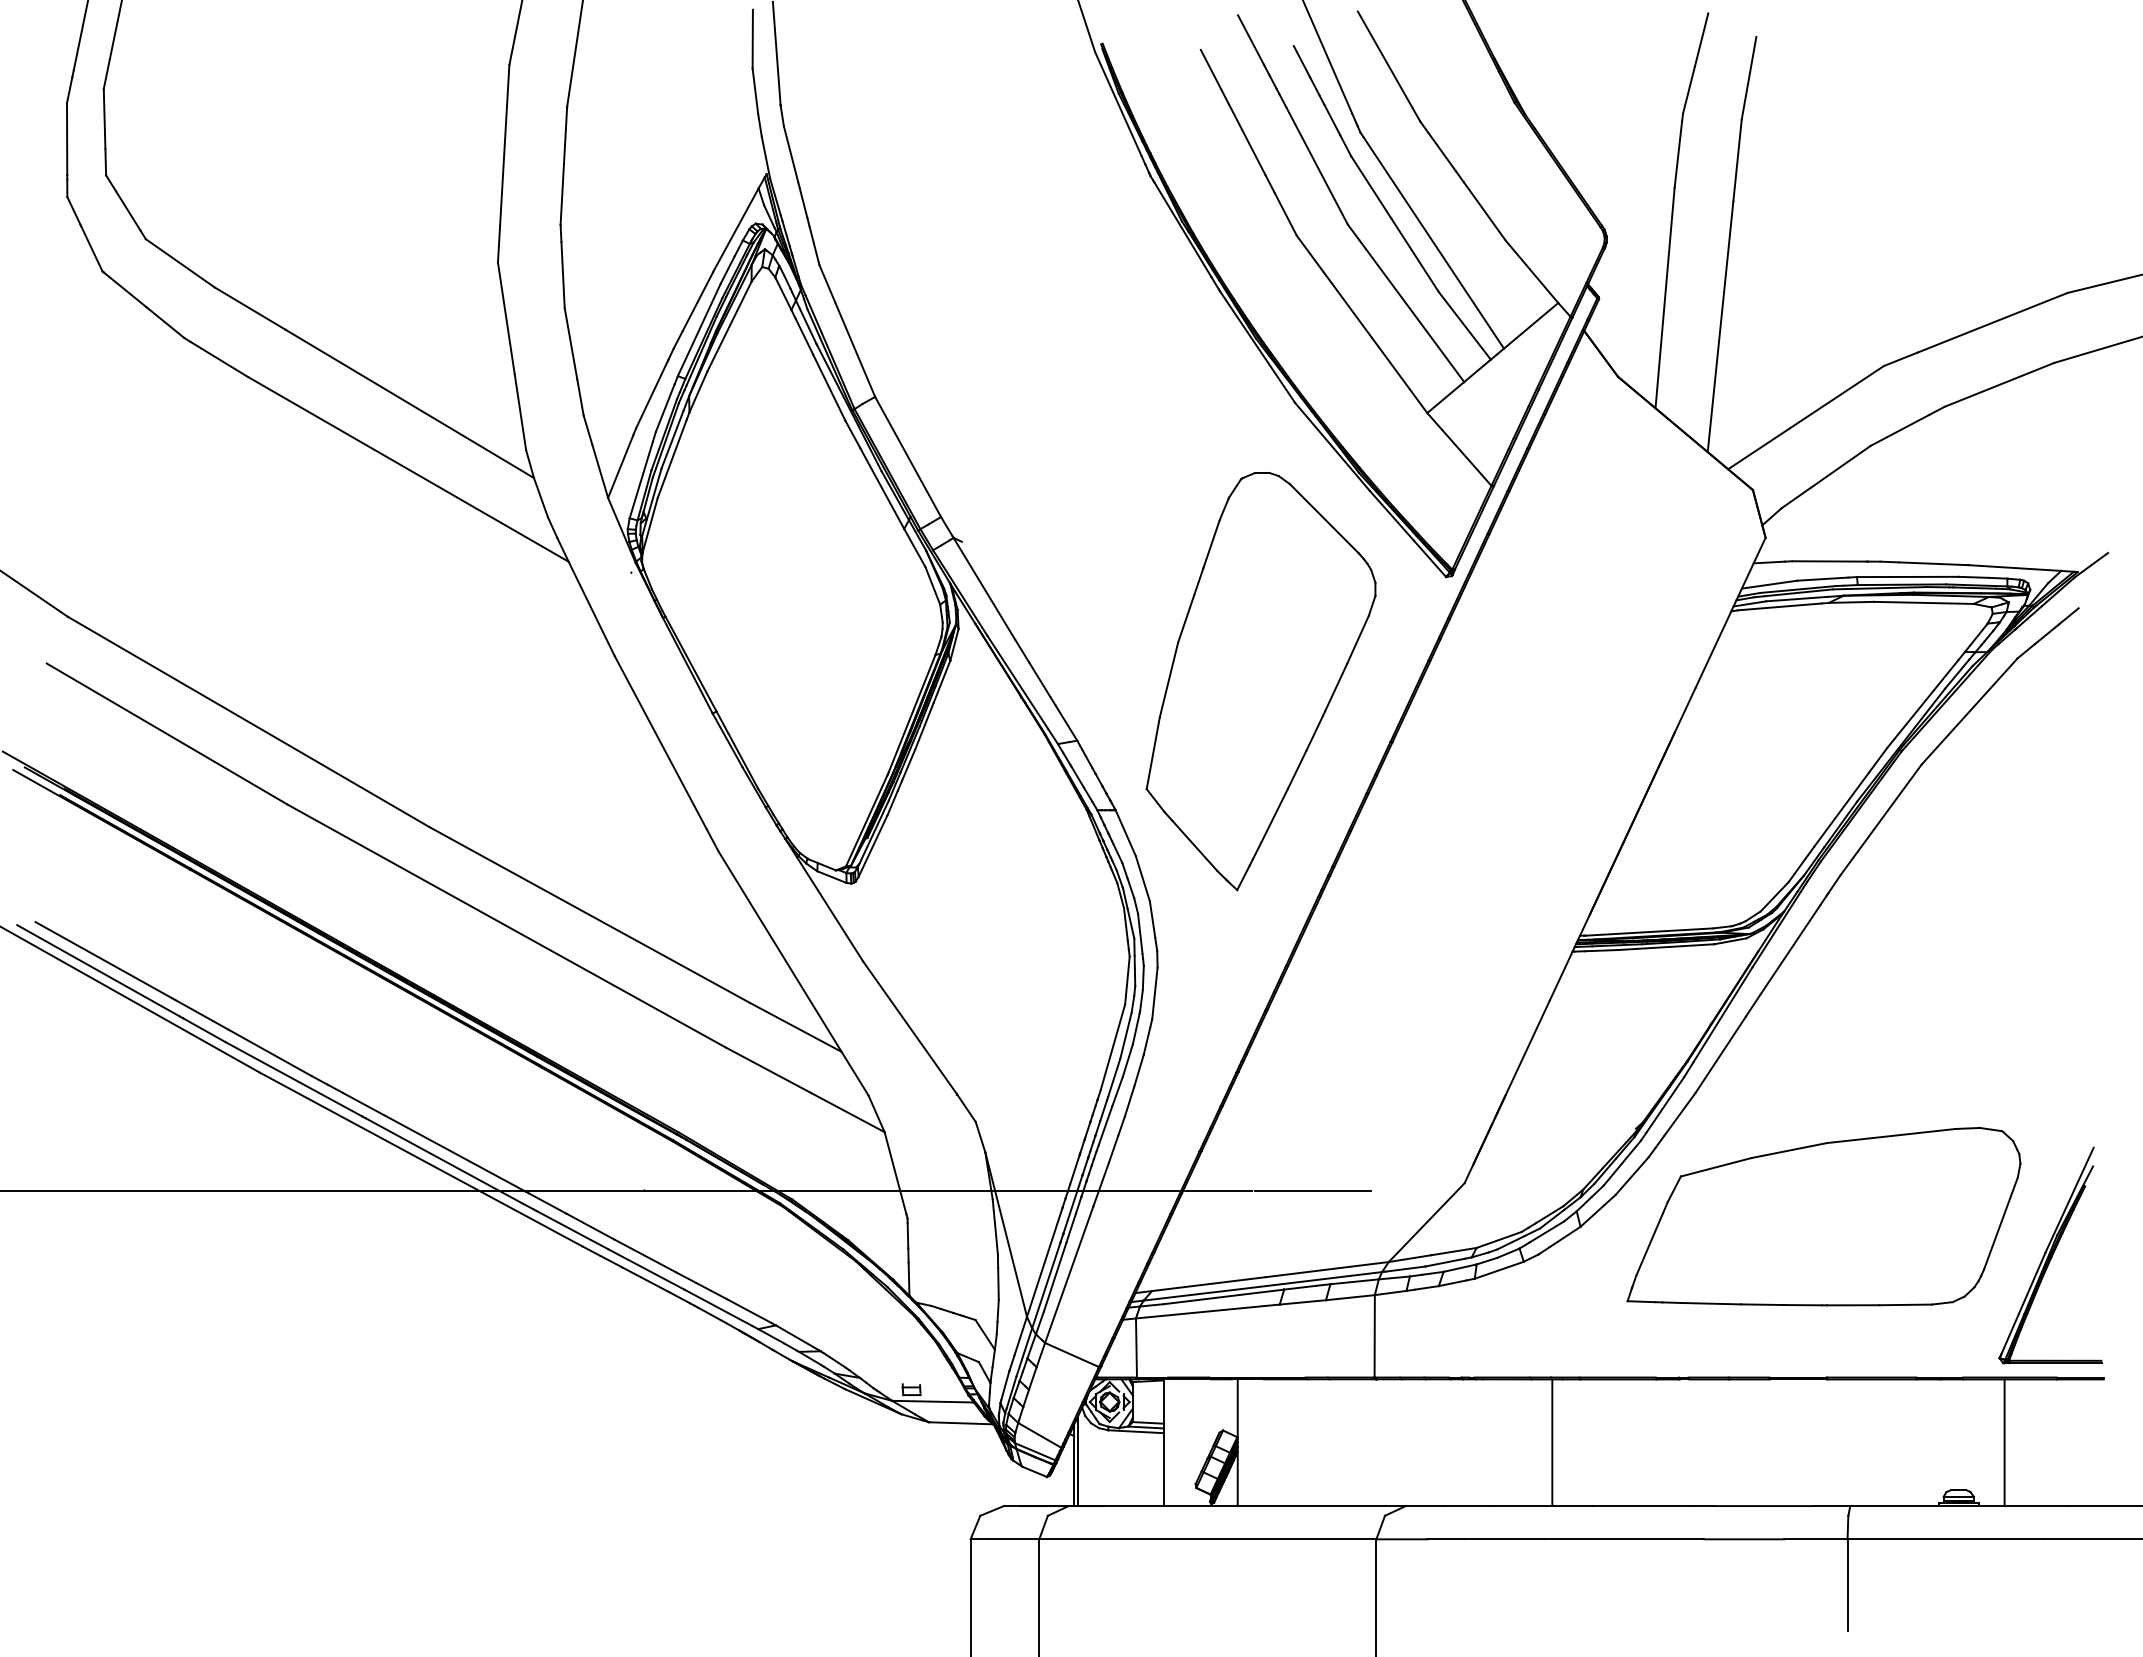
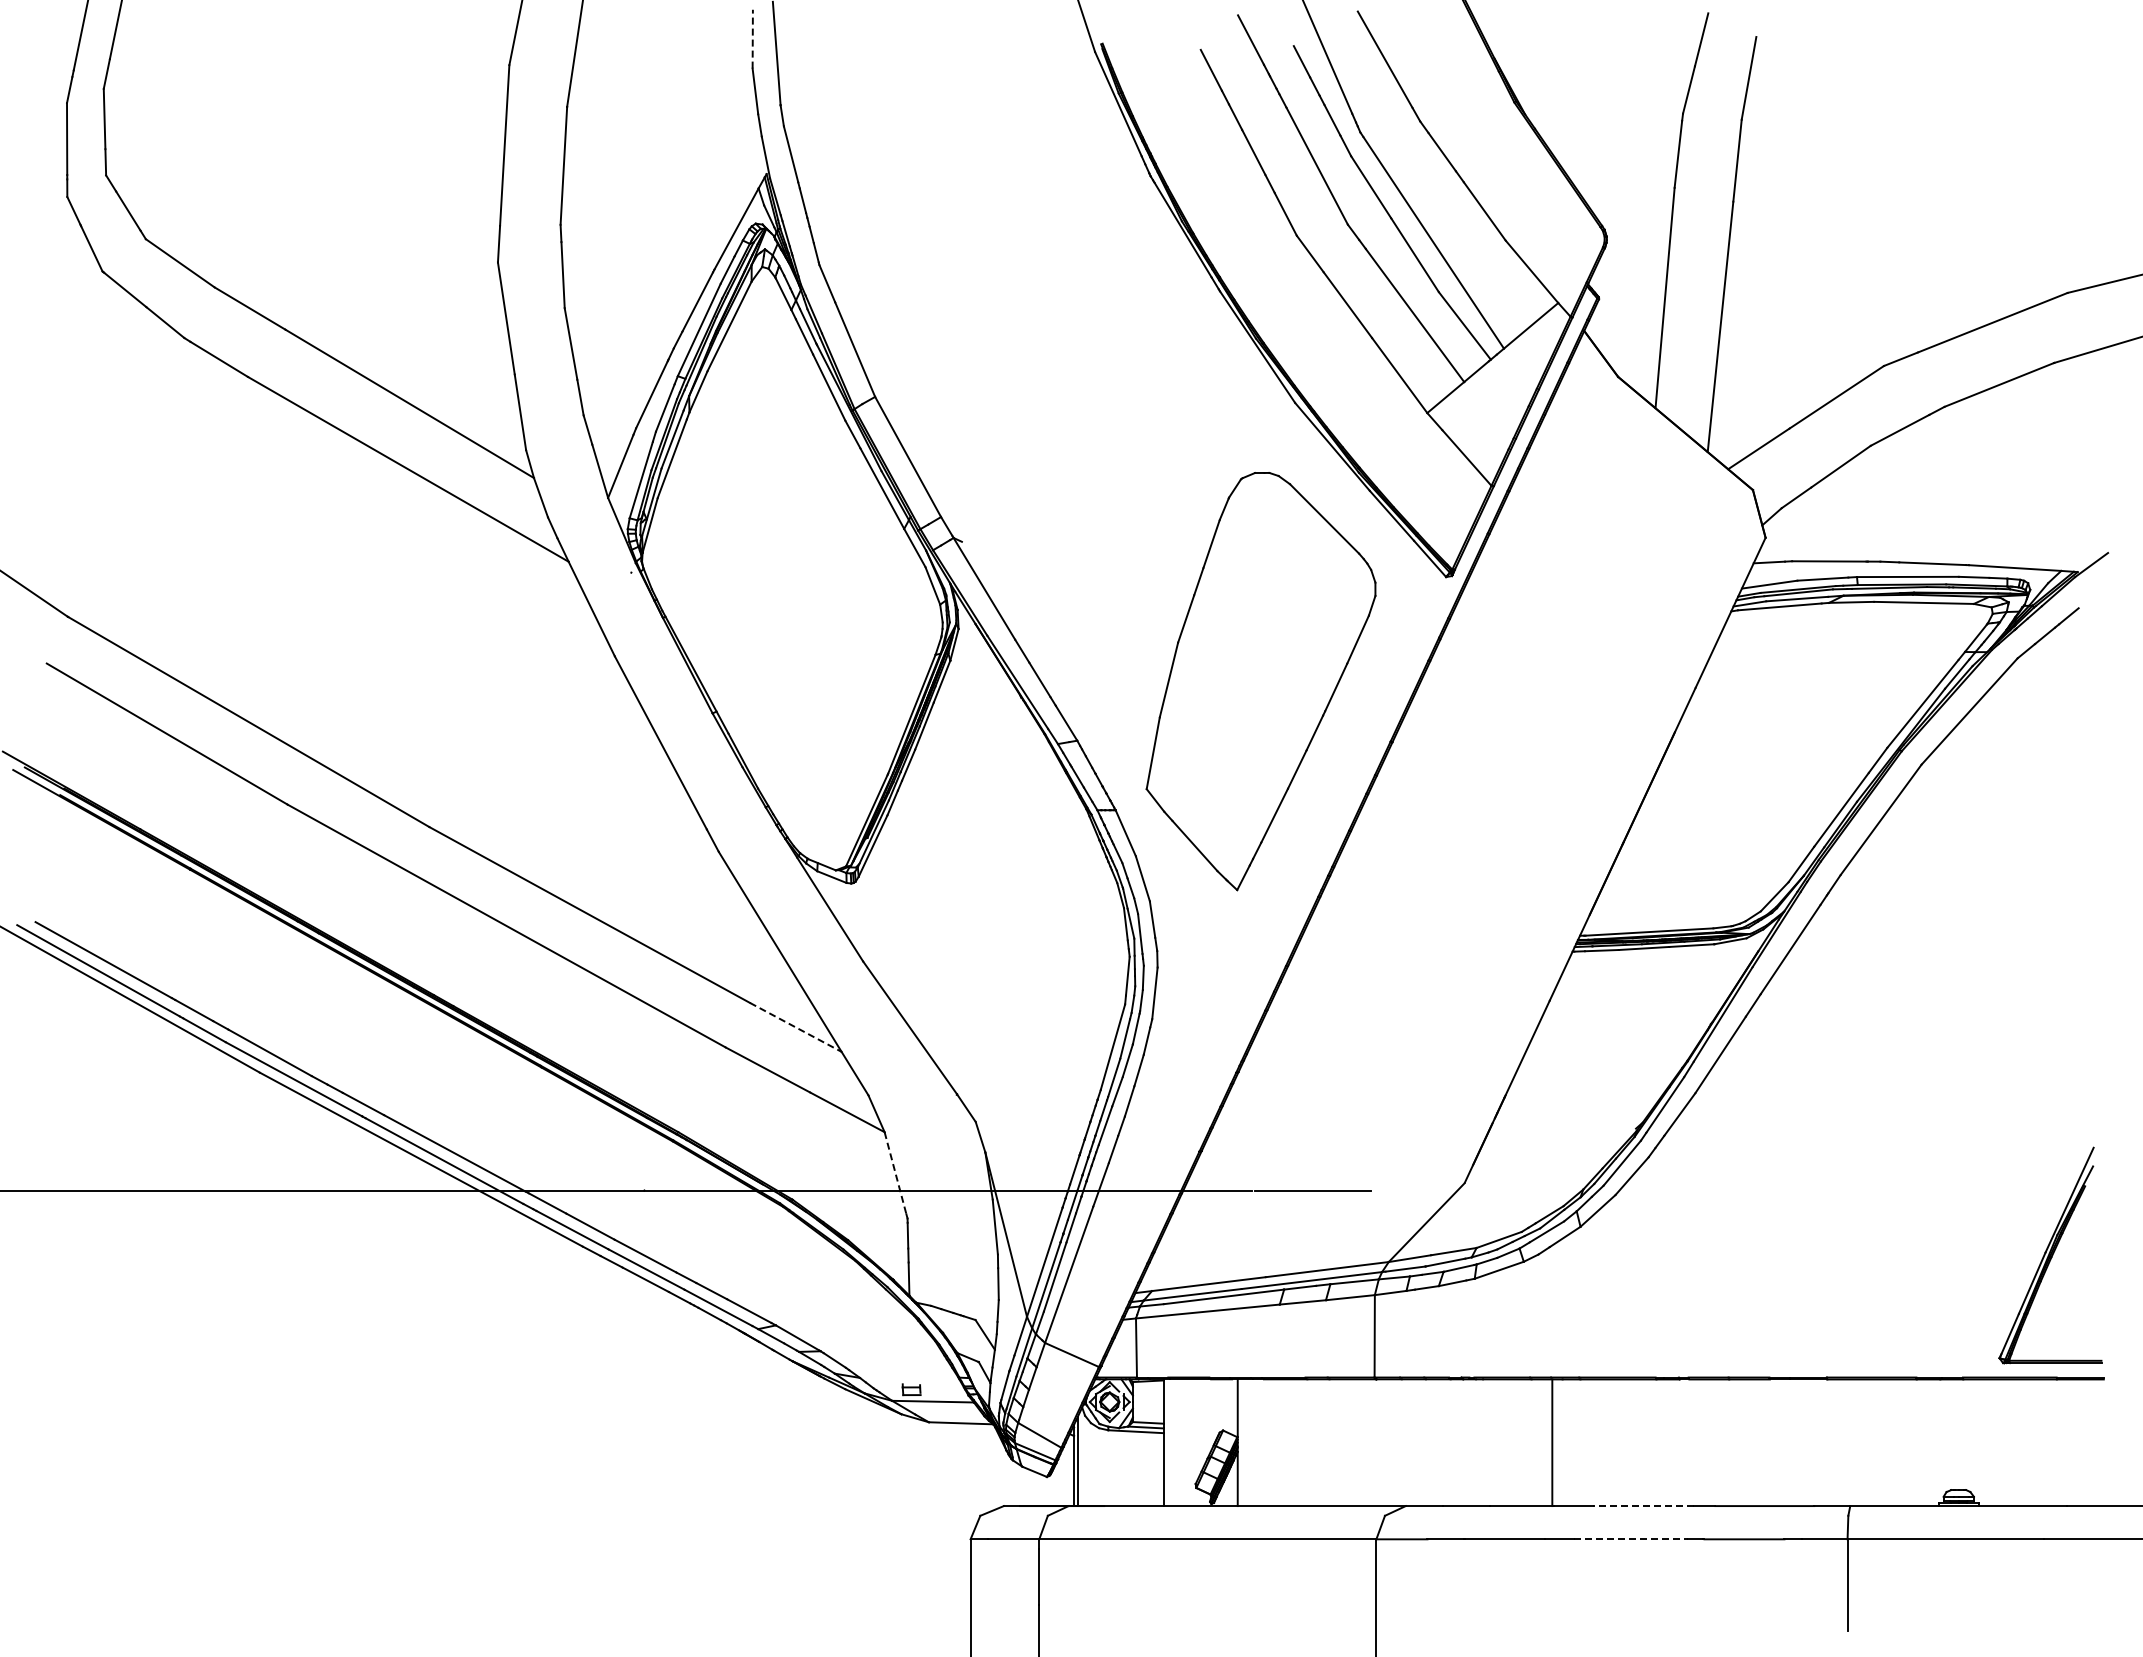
line: solid -> dashed (752, 38)
line: solid -> dashed (795, 1027)
line: solid -> dashed (895, 1173)
part: present -> none (1823, 1216)
line: present -> none (2004, 1442)
line: solid -> dashed (1642, 1506)
line: solid -> dashed (1630, 1539)
